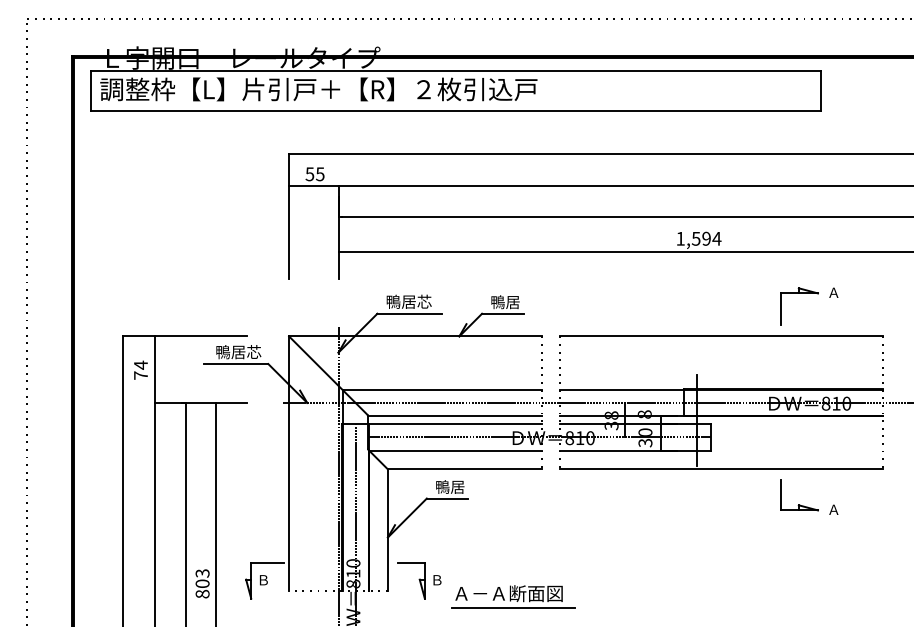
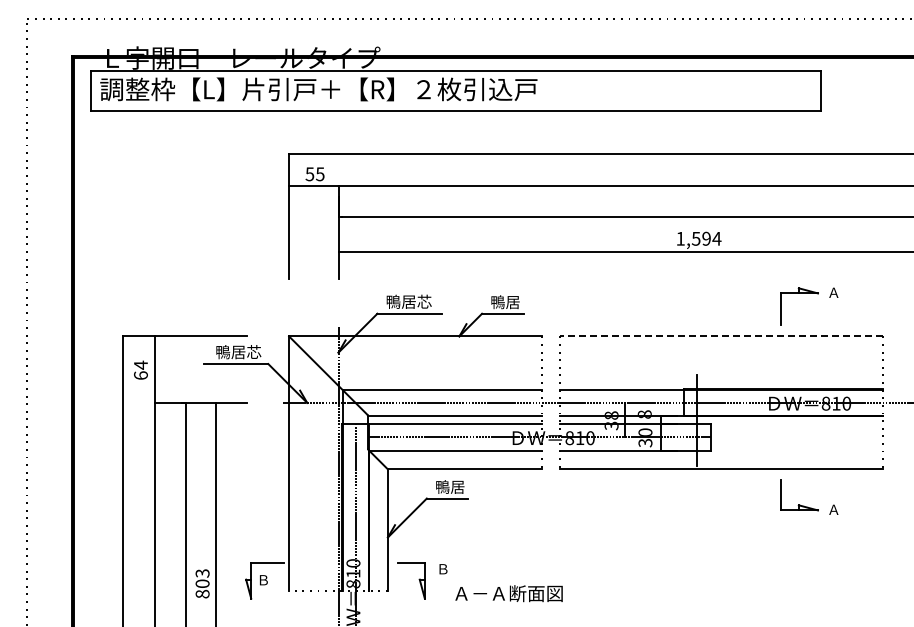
line: solid -> dashed (721, 336)
text: 74 -> 64 (140, 375)
text position: (437, 580) -> (443, 569) (443, 569)
line: present -> none (513, 607)
